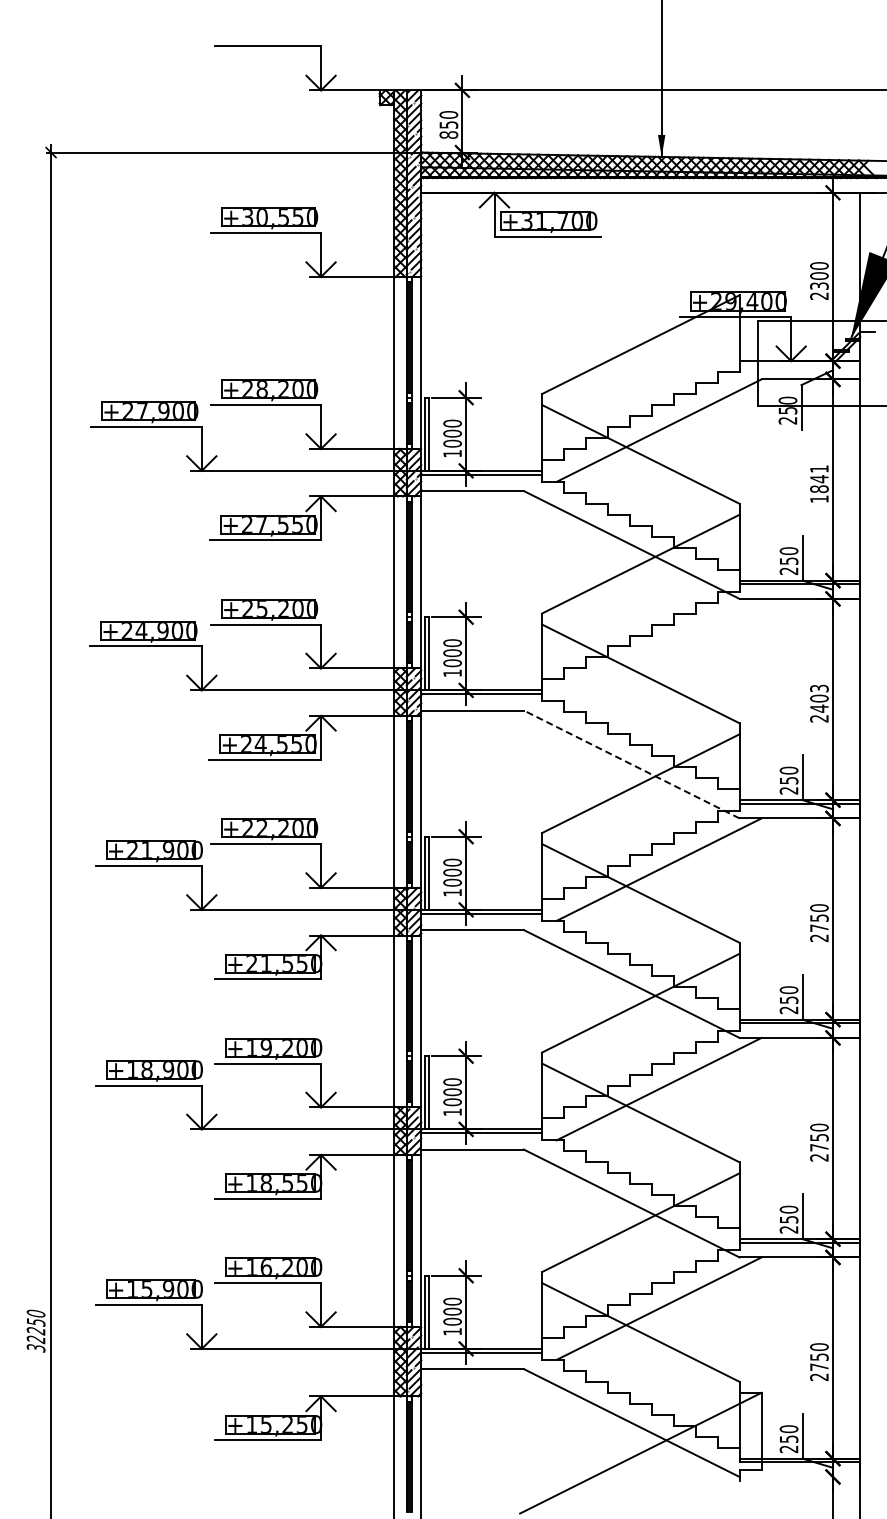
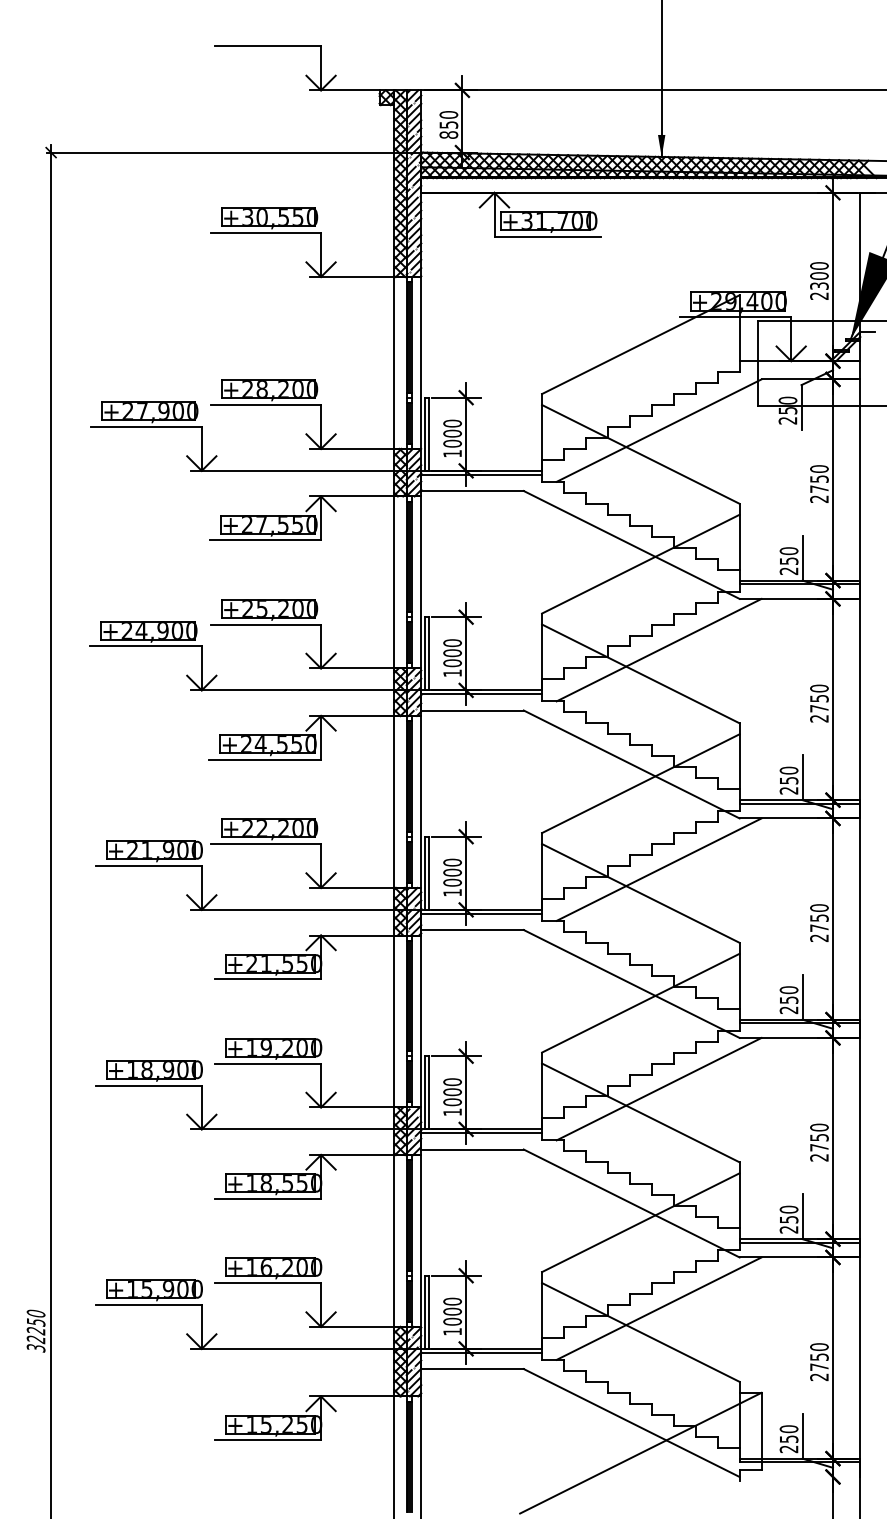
text: 1841 -> 2750 (819, 484)
line: none -> present (658, 649)
text: 2403 -> 2750 (819, 698)
line: dashed -> solid (631, 764)
